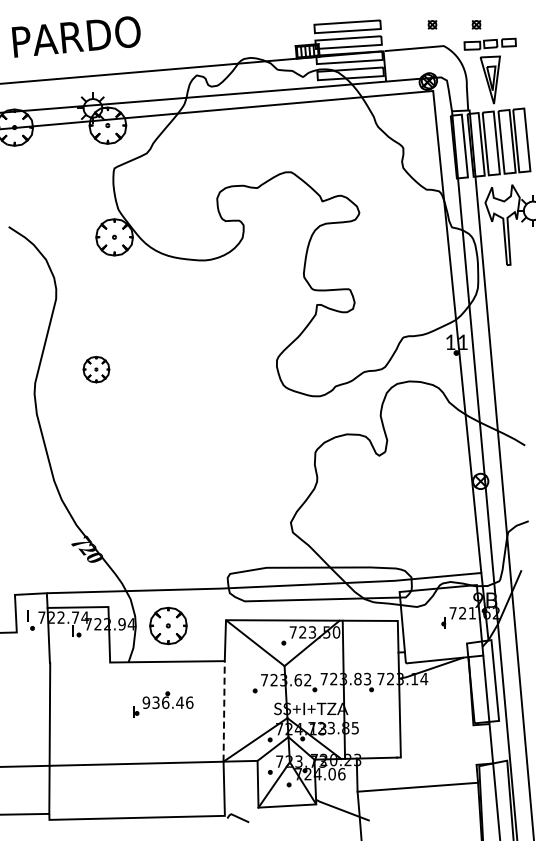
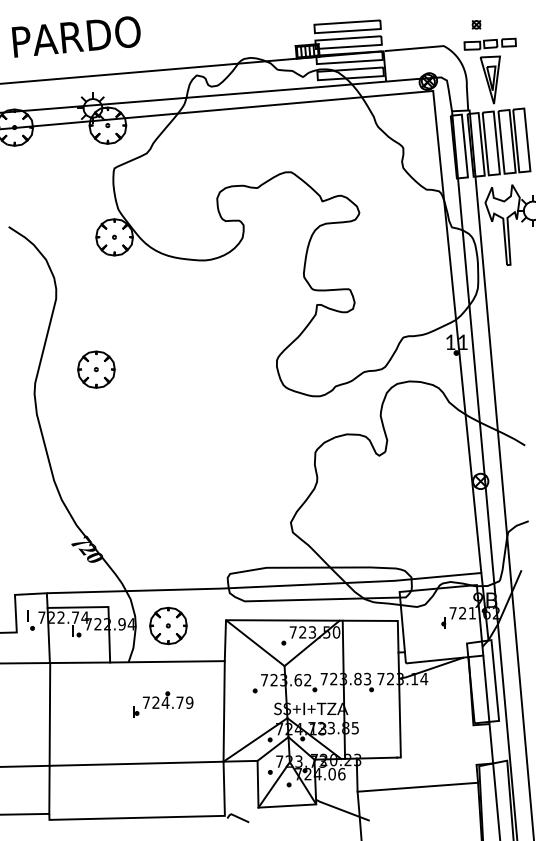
part: present -> none (432, 24)
part size: 29x28 px -> 39x39 px (96, 369)
line: none -> present (56, 662)
text: 936.46 -> 724.79 (167, 702)
line: dashed -> solid (224, 710)
